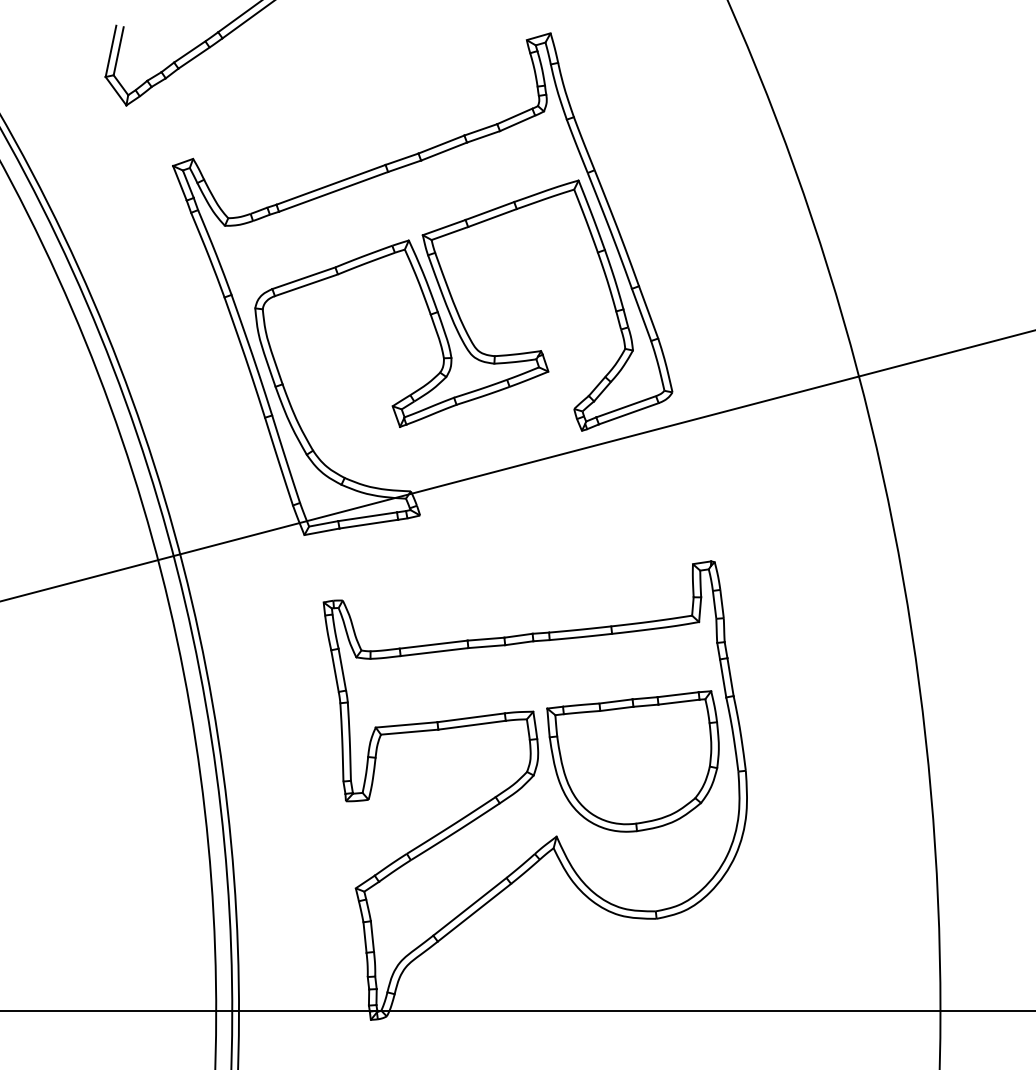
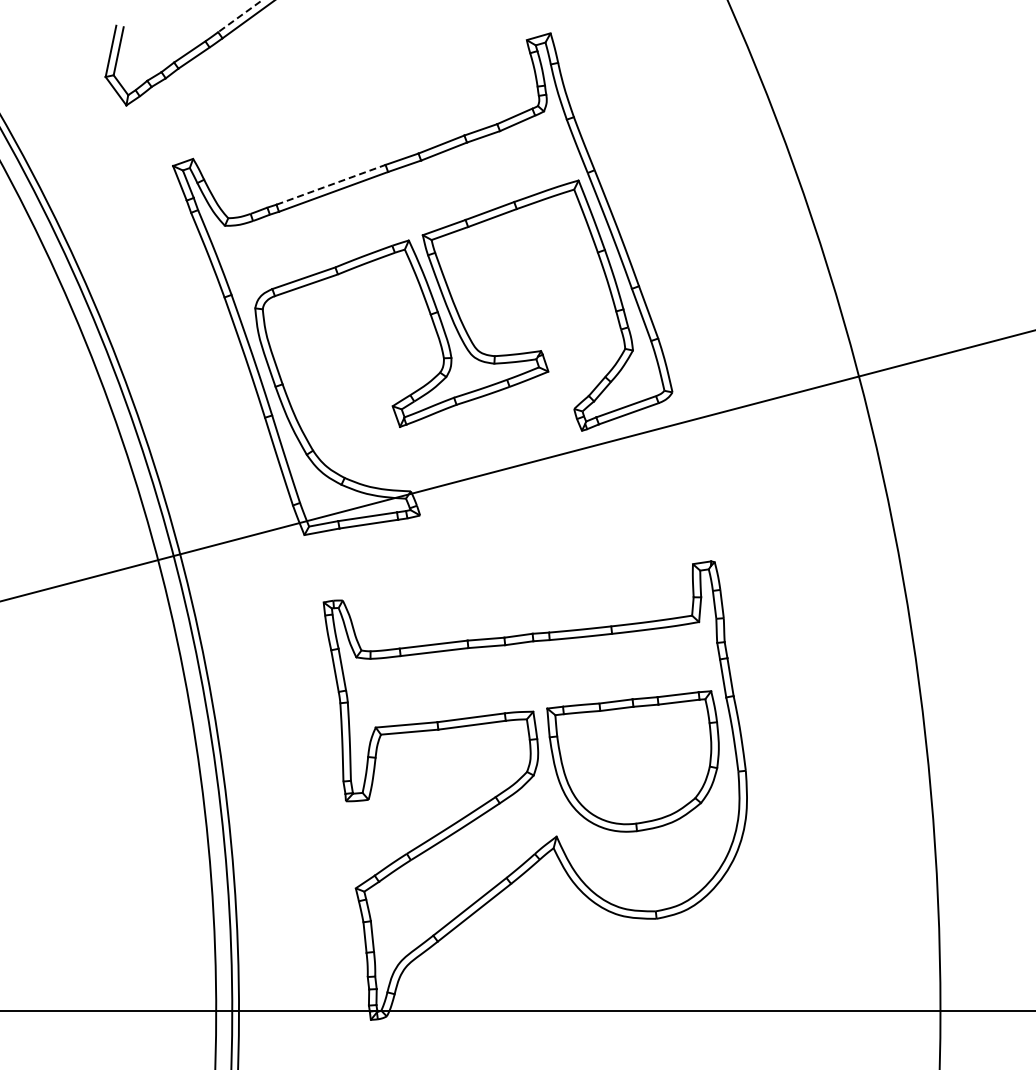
line: solid -> dashed (239, 16)
line: solid -> dashed (331, 184)
